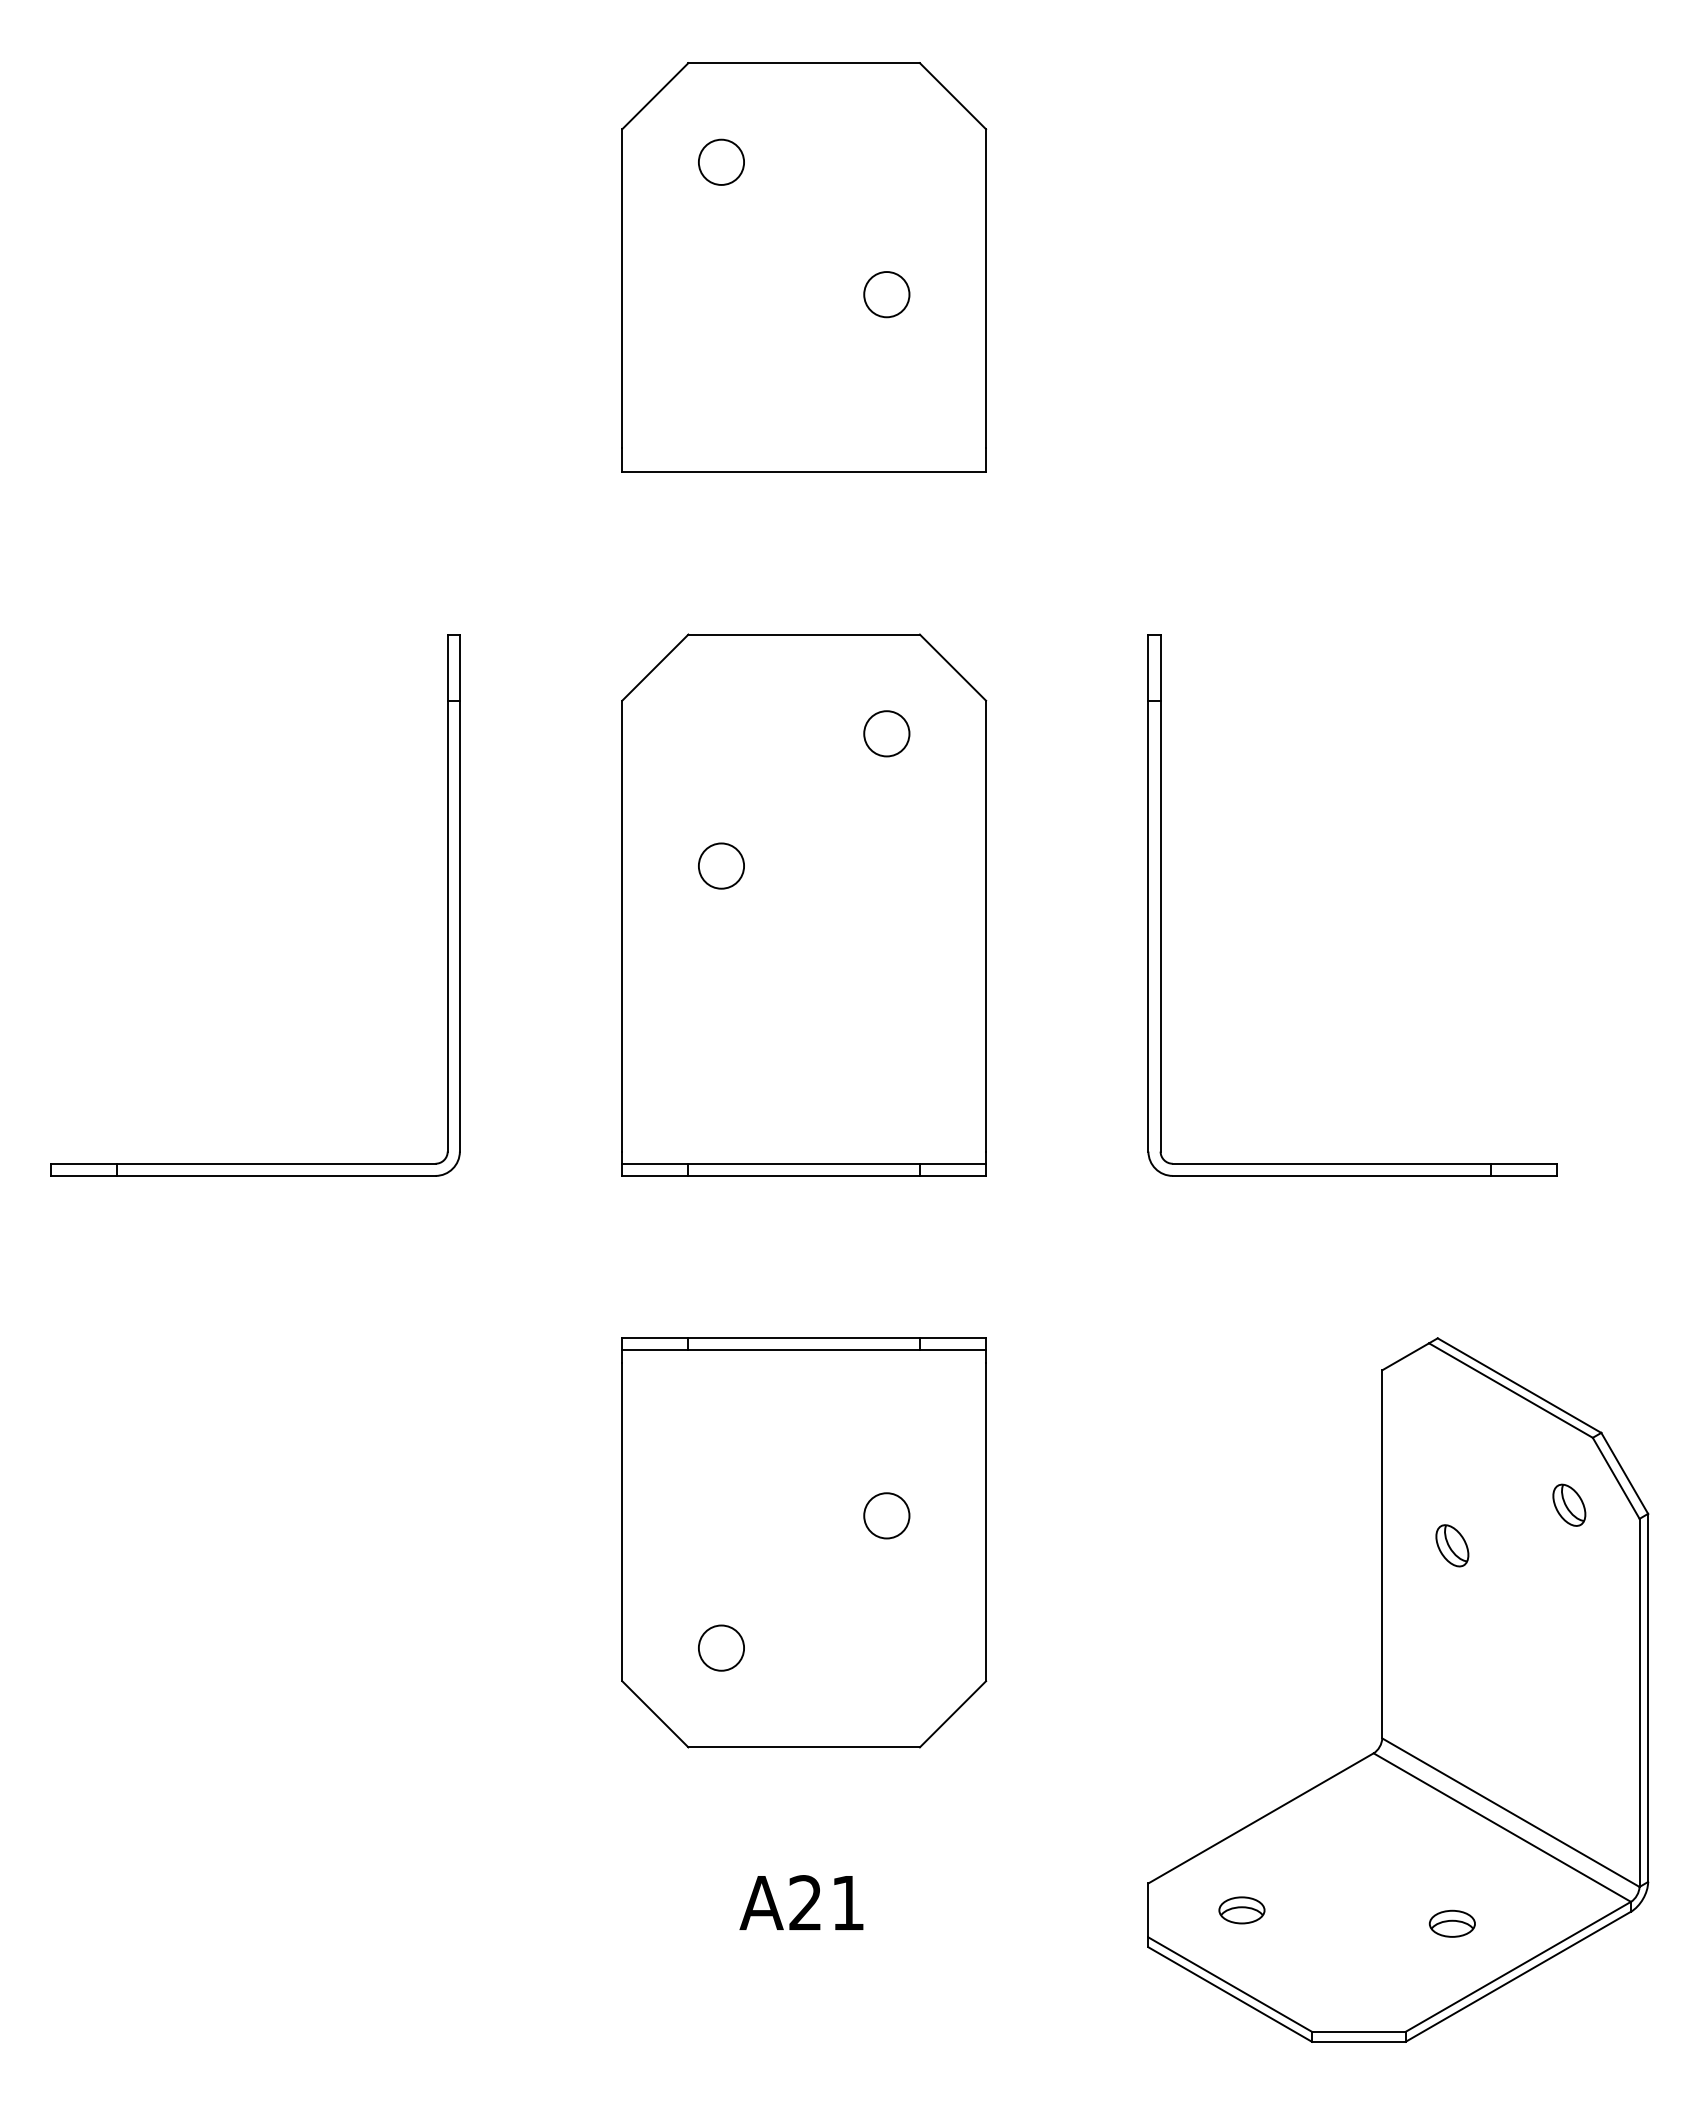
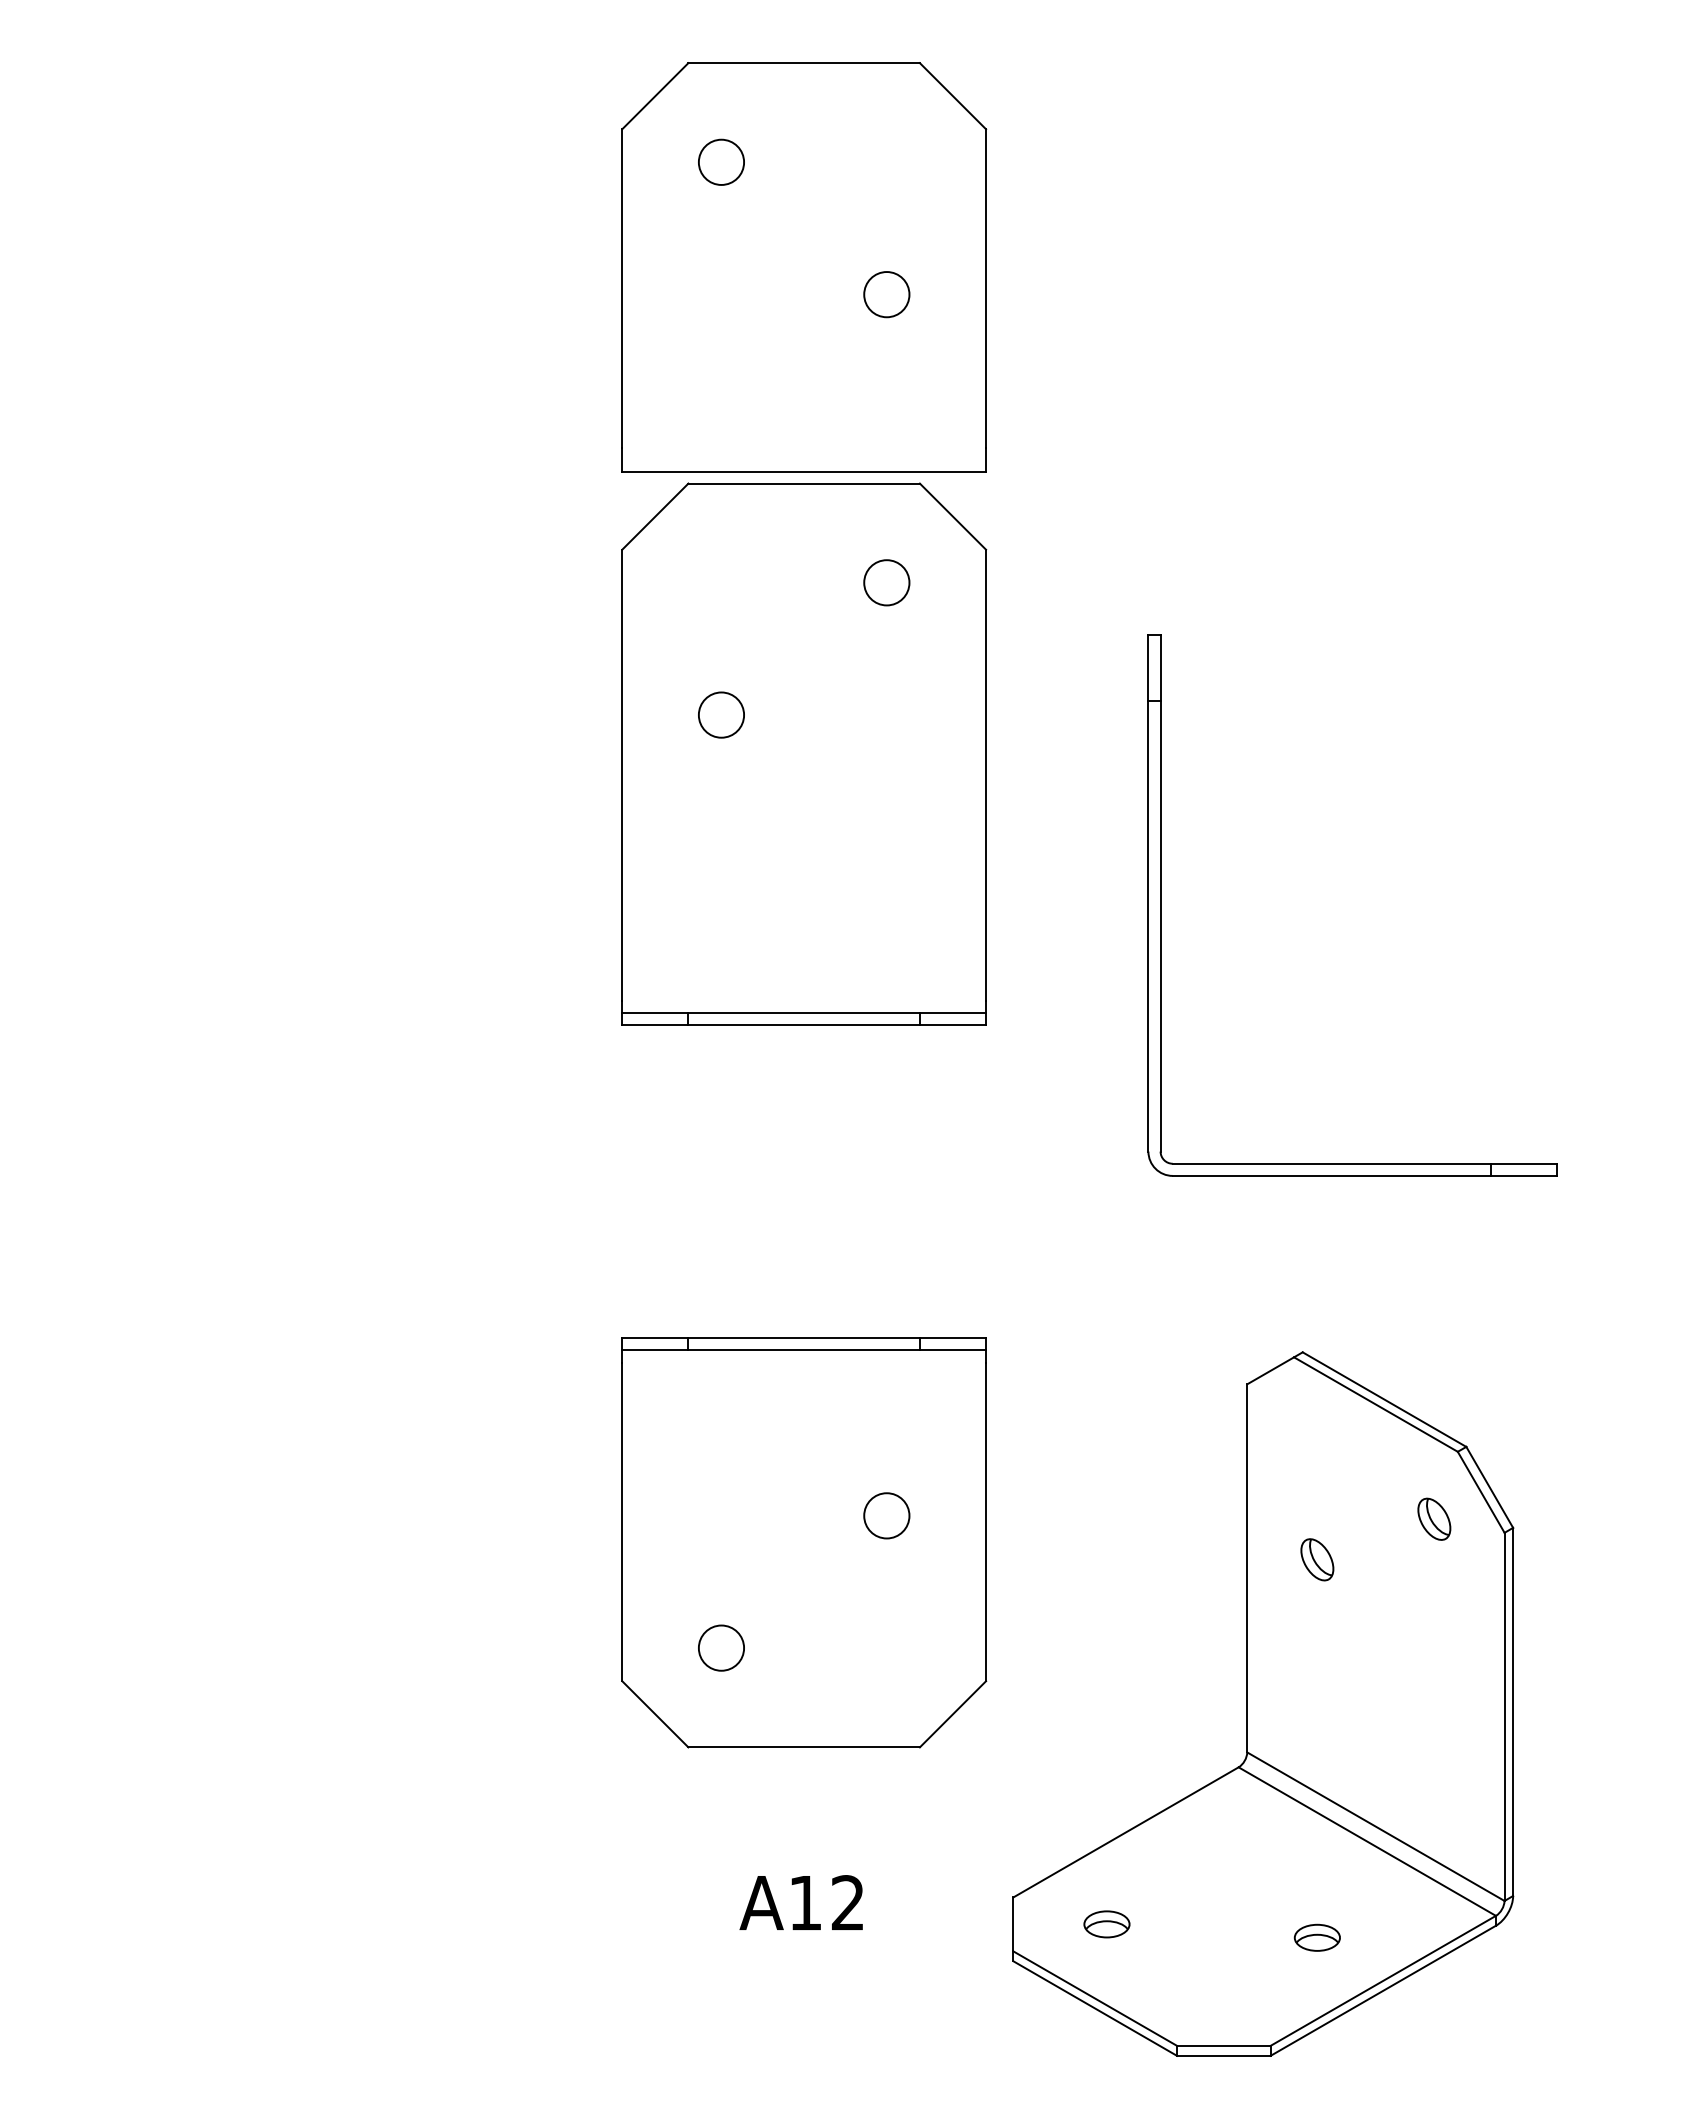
part position: (804, 904) -> (804, 753) (804, 753)
part: present -> none (447, 905)
part position: (1398, 1689) -> (1263, 1703) (1263, 1703)
text: A21 -> A12 (826, 1902)
